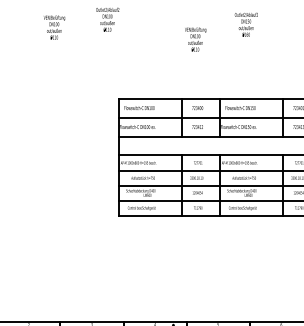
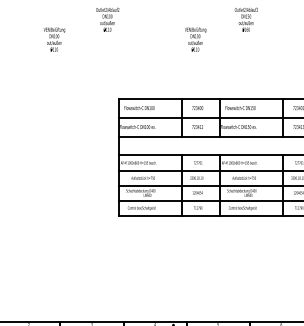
text position: (245, 24) -> (245, 19) (245, 19)
text position: (54, 27) -> (54, 39) (54, 39)
